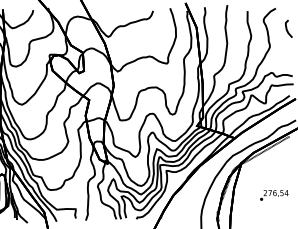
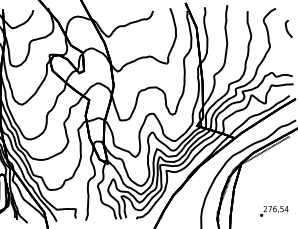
text position: (274, 195) -> (274, 211) (274, 211)
